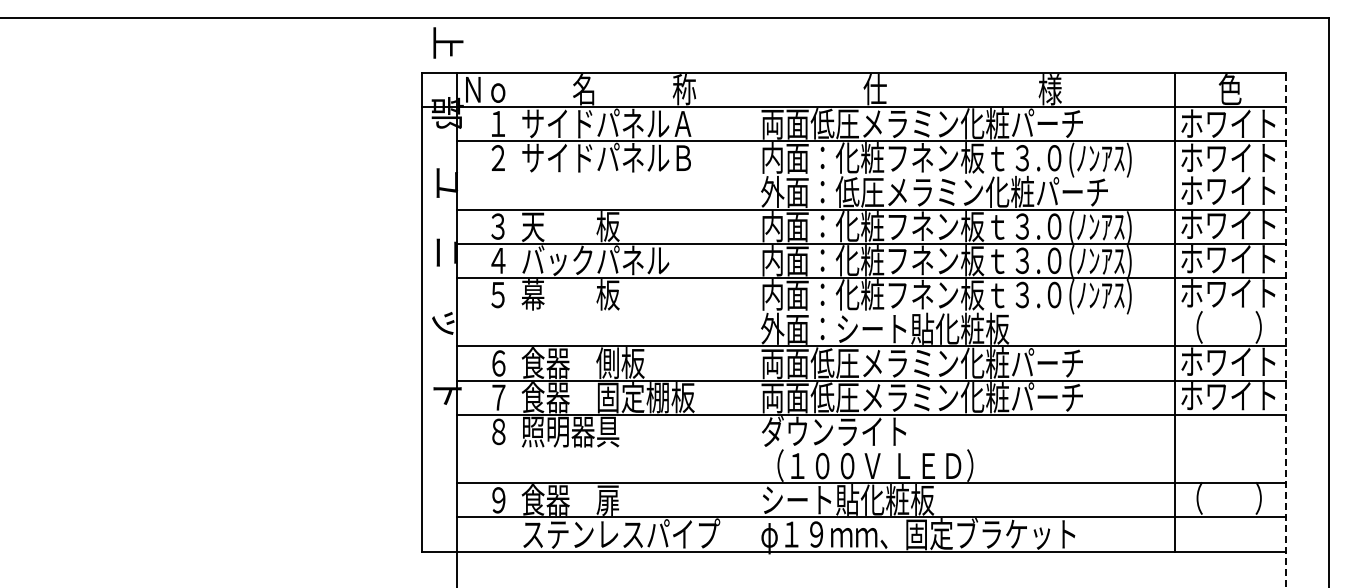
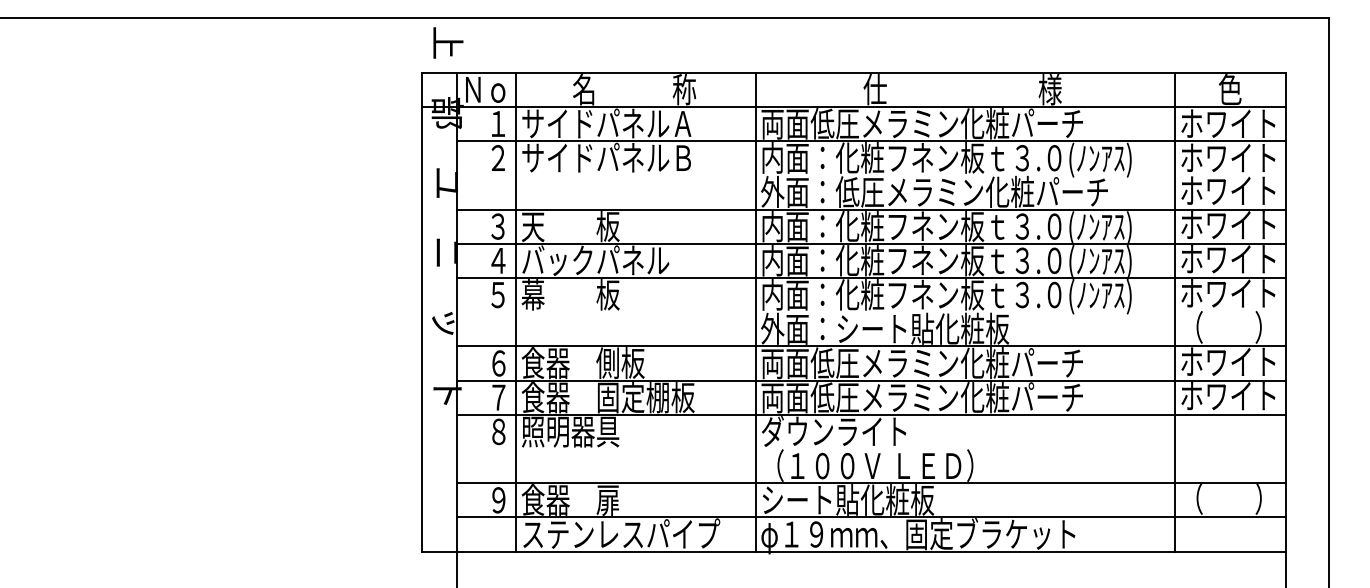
line: none -> present (516, 311)
line: none -> present (755, 311)
line: dashed -> solid (1286, 329)
